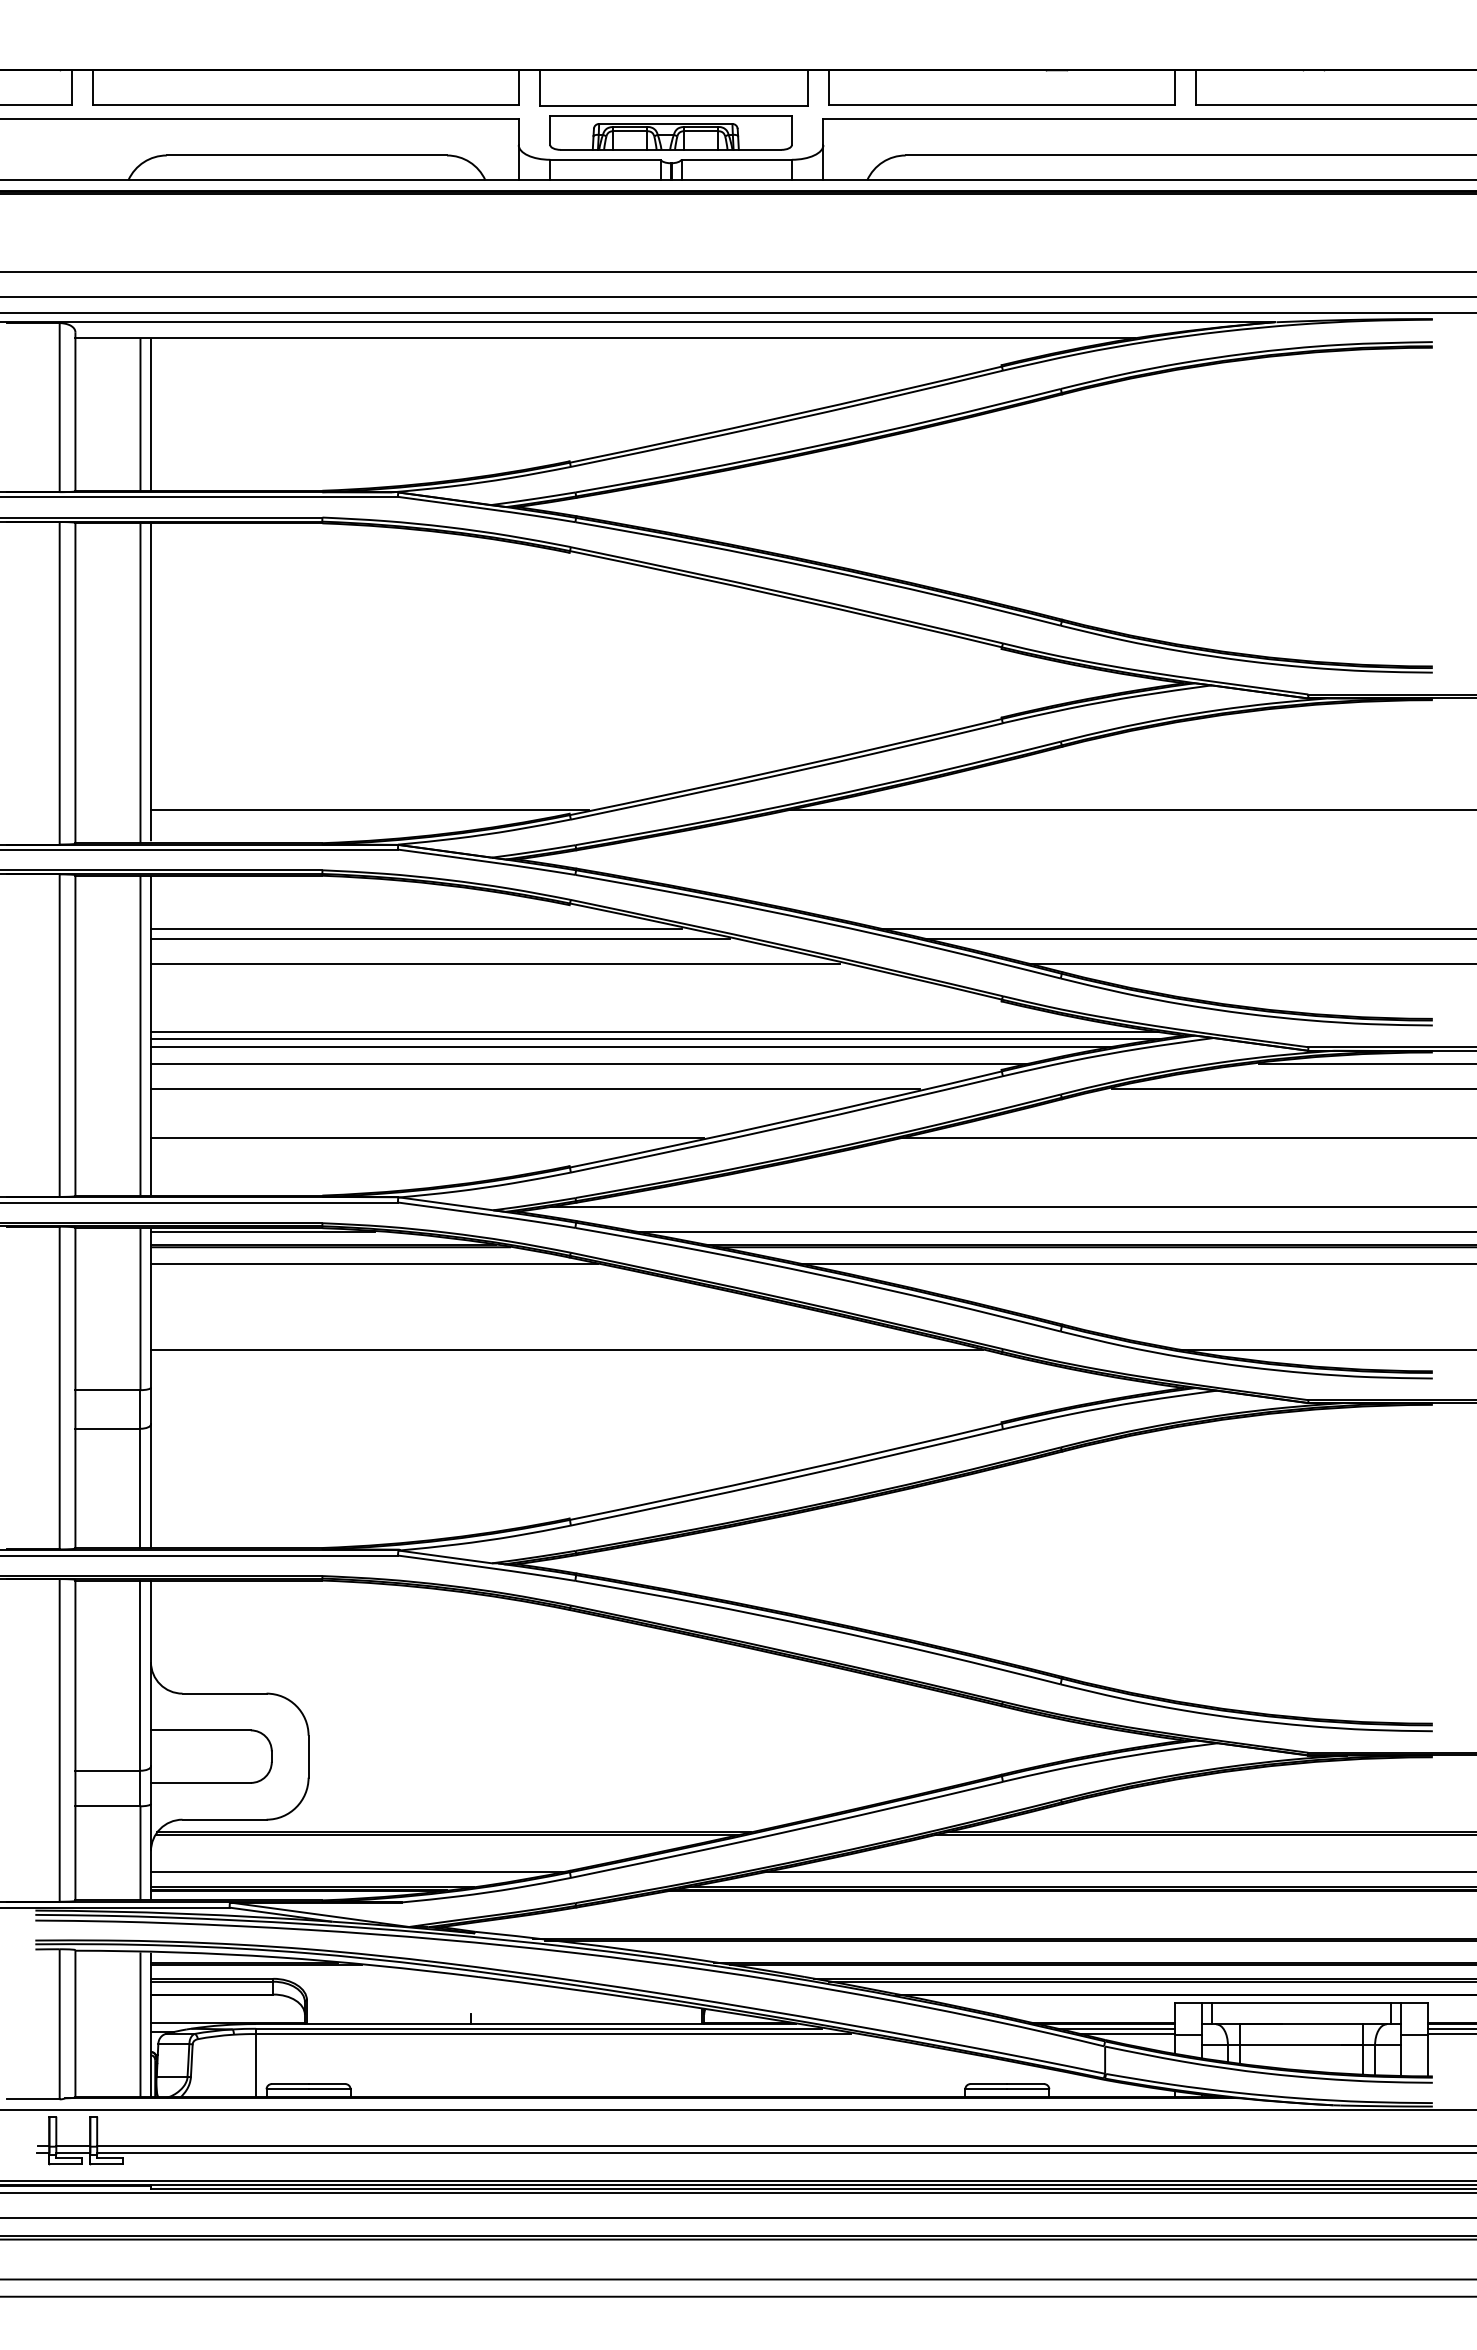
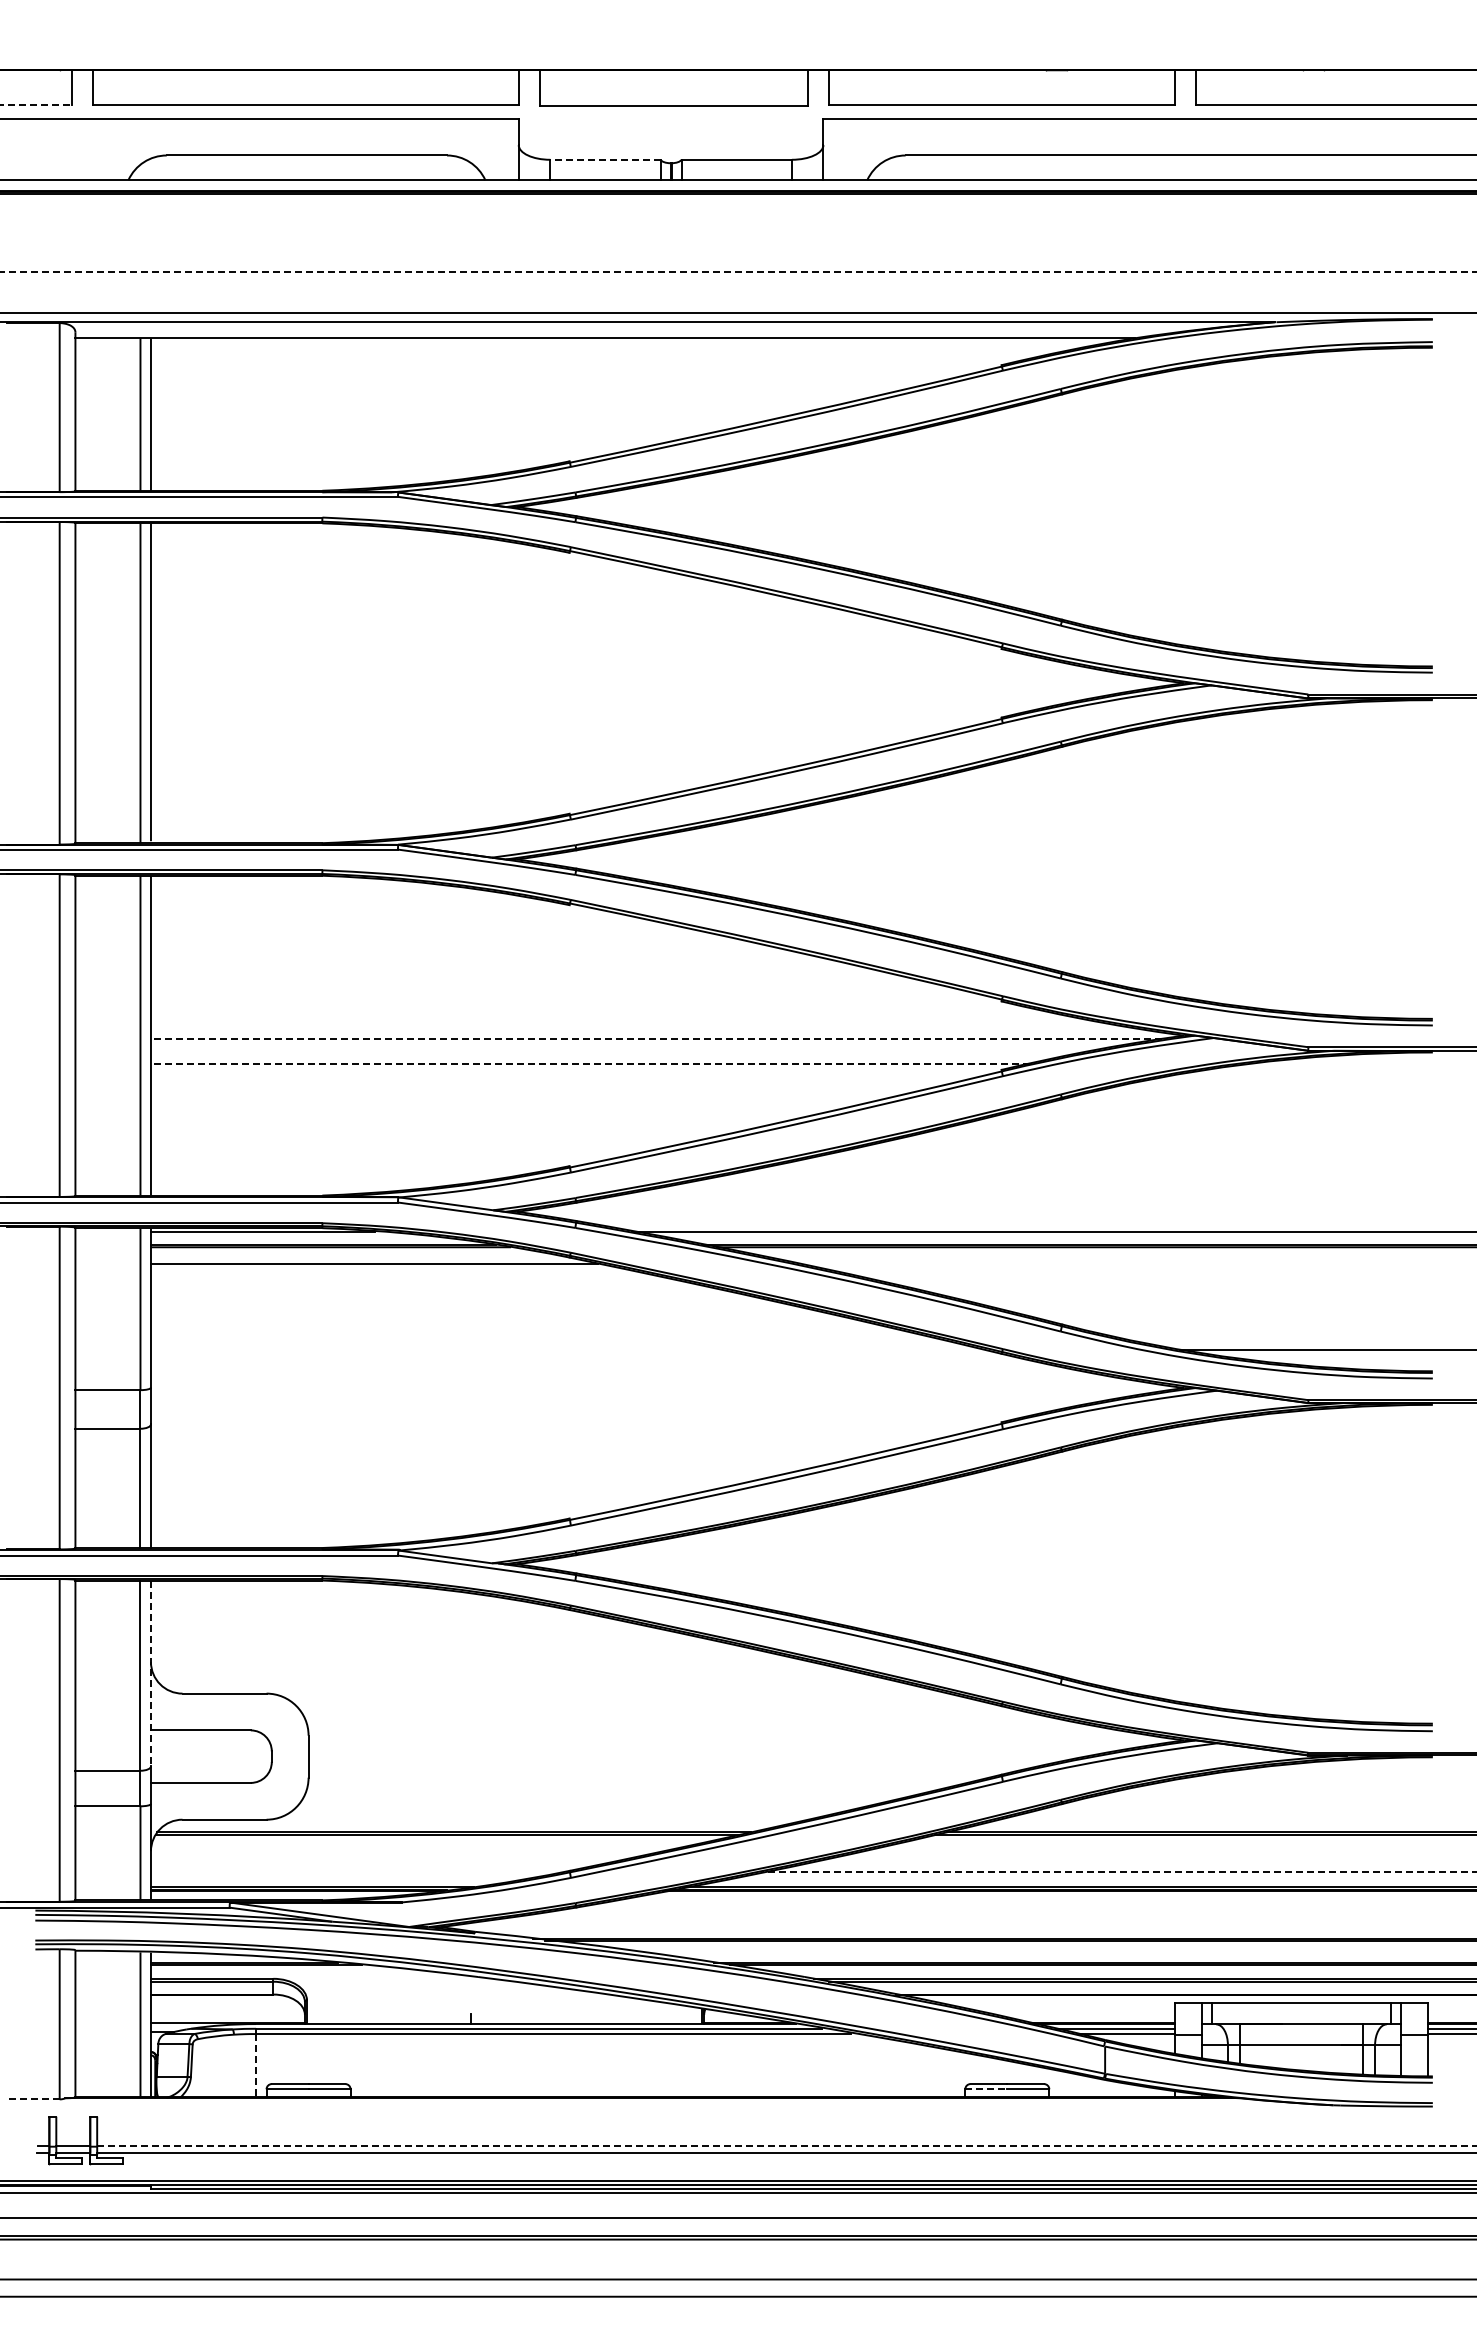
line: solid -> dashed (36, 104)
part: present -> none (670, 132)
line: solid -> dashed (604, 159)
line: solid -> dashed (738, 272)
line: present -> none (737, 297)
line: present -> none (369, 809)
line: present -> none (1130, 809)
line: present -> none (415, 928)
line: present -> none (1177, 928)
line: present -> none (439, 939)
line: present -> none (1198, 939)
line: present -> none (494, 963)
line: present -> none (1250, 963)
line: present -> none (654, 1031)
line: solid -> dashed (655, 1039)
line: present -> none (632, 1046)
line: solid -> dashed (590, 1063)
line: present -> none (1366, 1063)
line: present -> none (534, 1089)
line: present -> none (1292, 1089)
line: present -> none (426, 1137)
line: present -> none (1187, 1137)
line: present -> none (1012, 1206)
line: present -> none (1136, 1263)
line: present -> none (566, 1349)
line: solid -> dashed (150, 1673)
line: present -> none (357, 1871)
line: solid -> dashed (1119, 1871)
line: solid -> dashed (256, 2065)
line: solid -> dashed (986, 2089)
line: solid -> dashed (32, 2099)
line: present -> none (737, 2109)
line: solid -> dashed (787, 2146)
